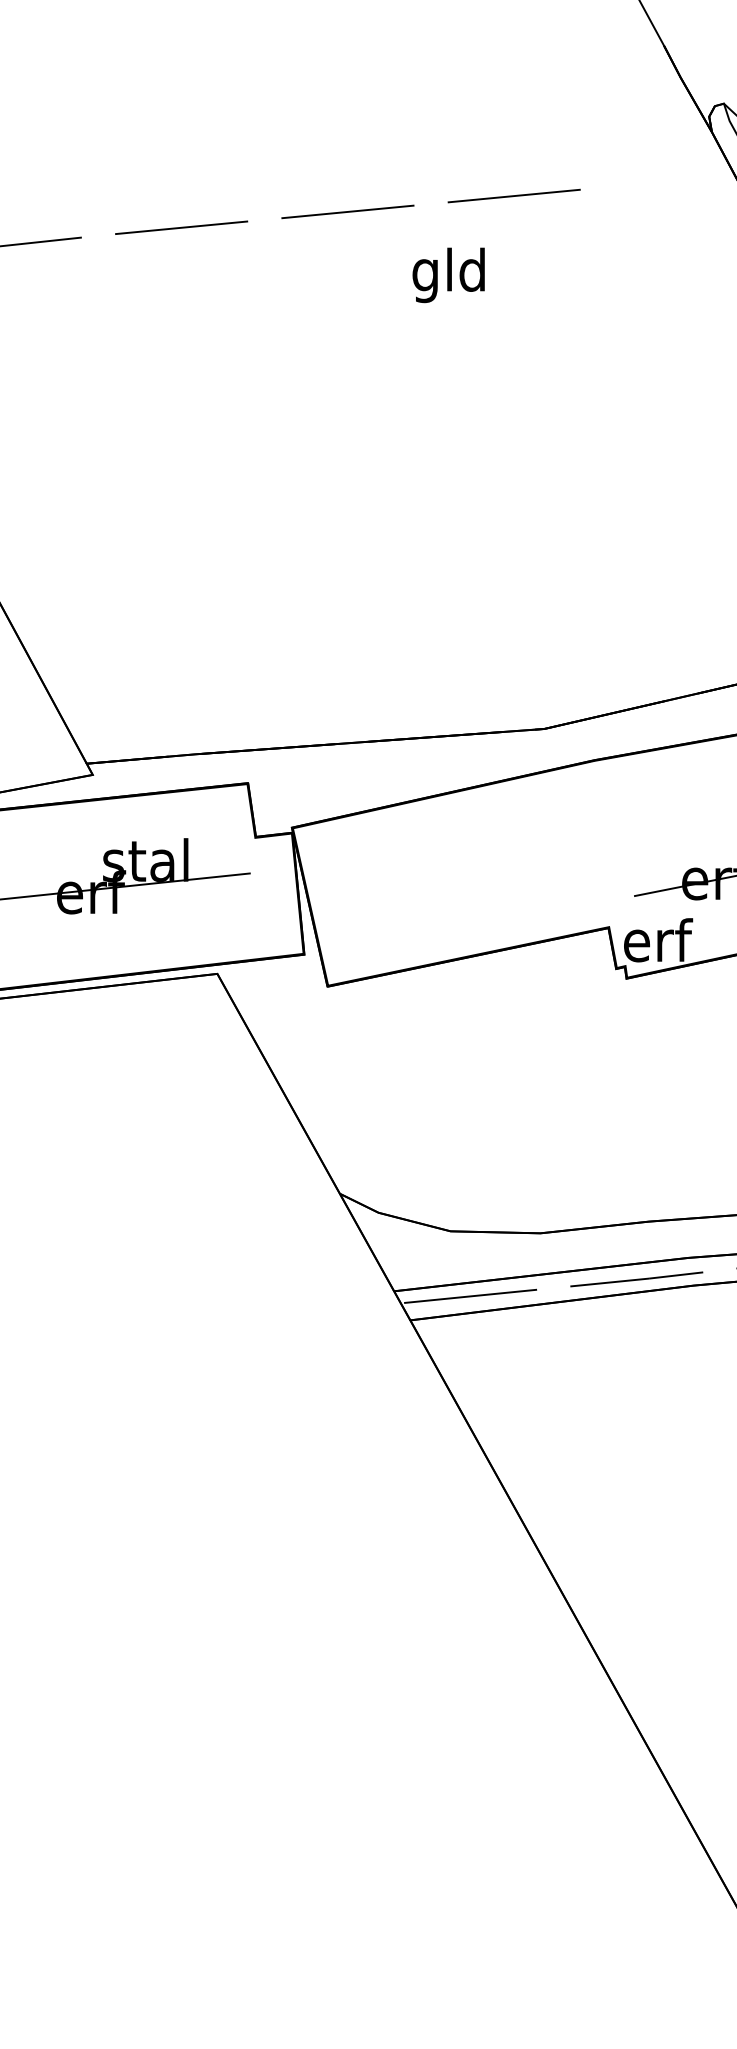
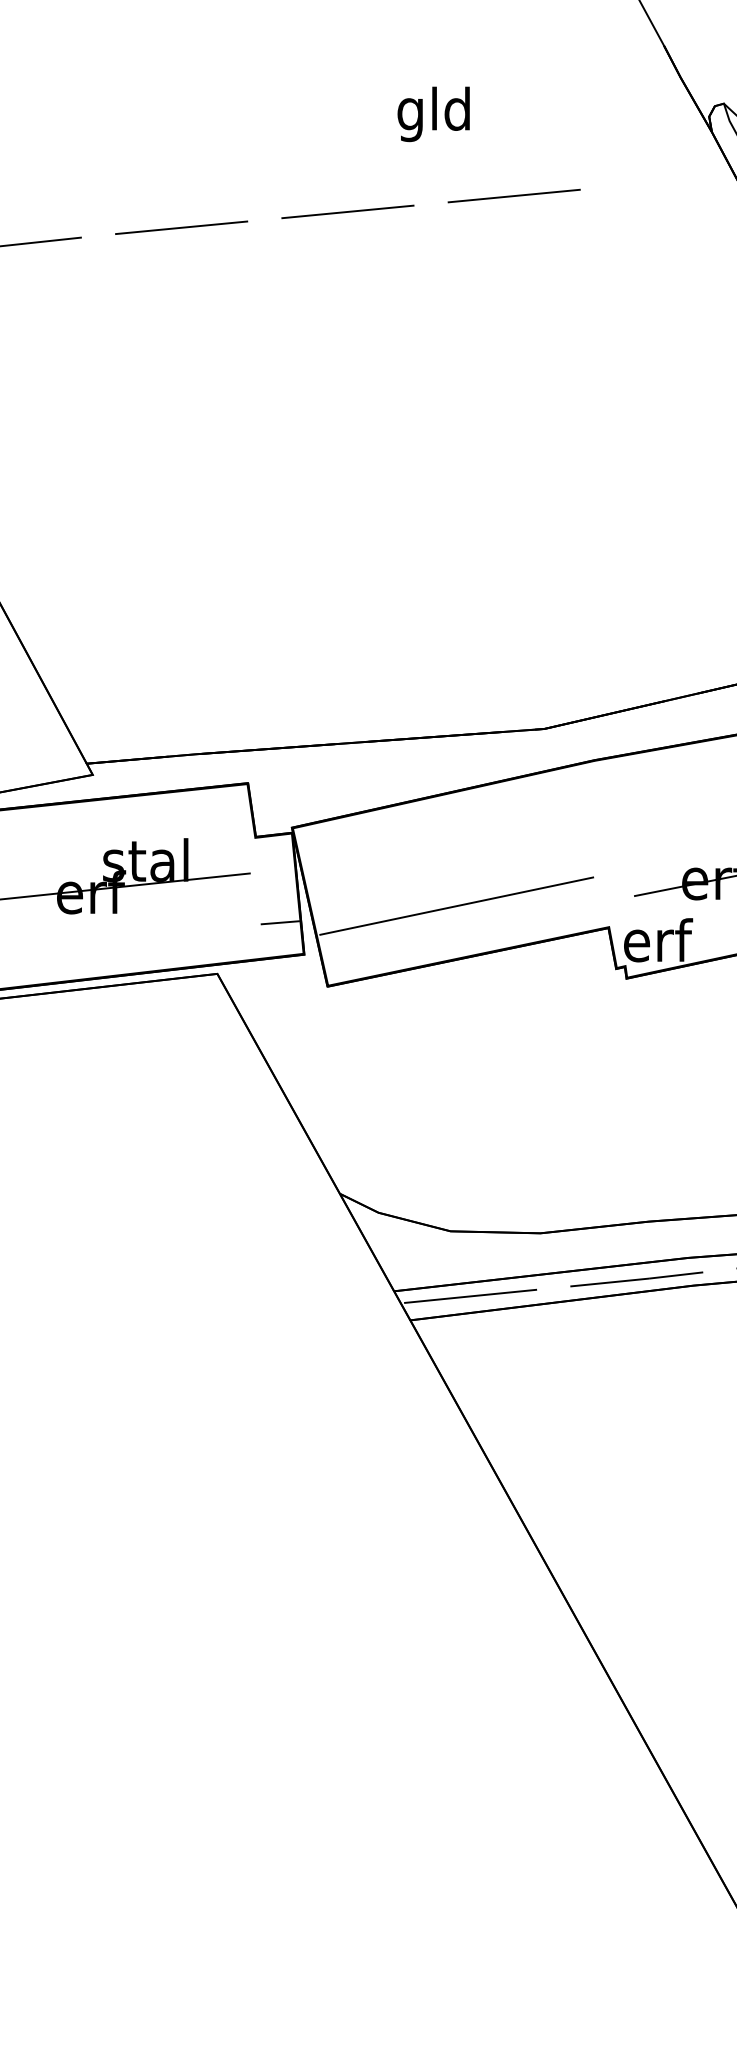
text position: (448, 275) -> (433, 114) (433, 114)
line: none -> present (456, 905)
line: none -> present (279, 922)
